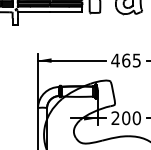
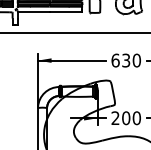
line: none -> present (74, 32)
text: 465 -> 630 (125, 60)
